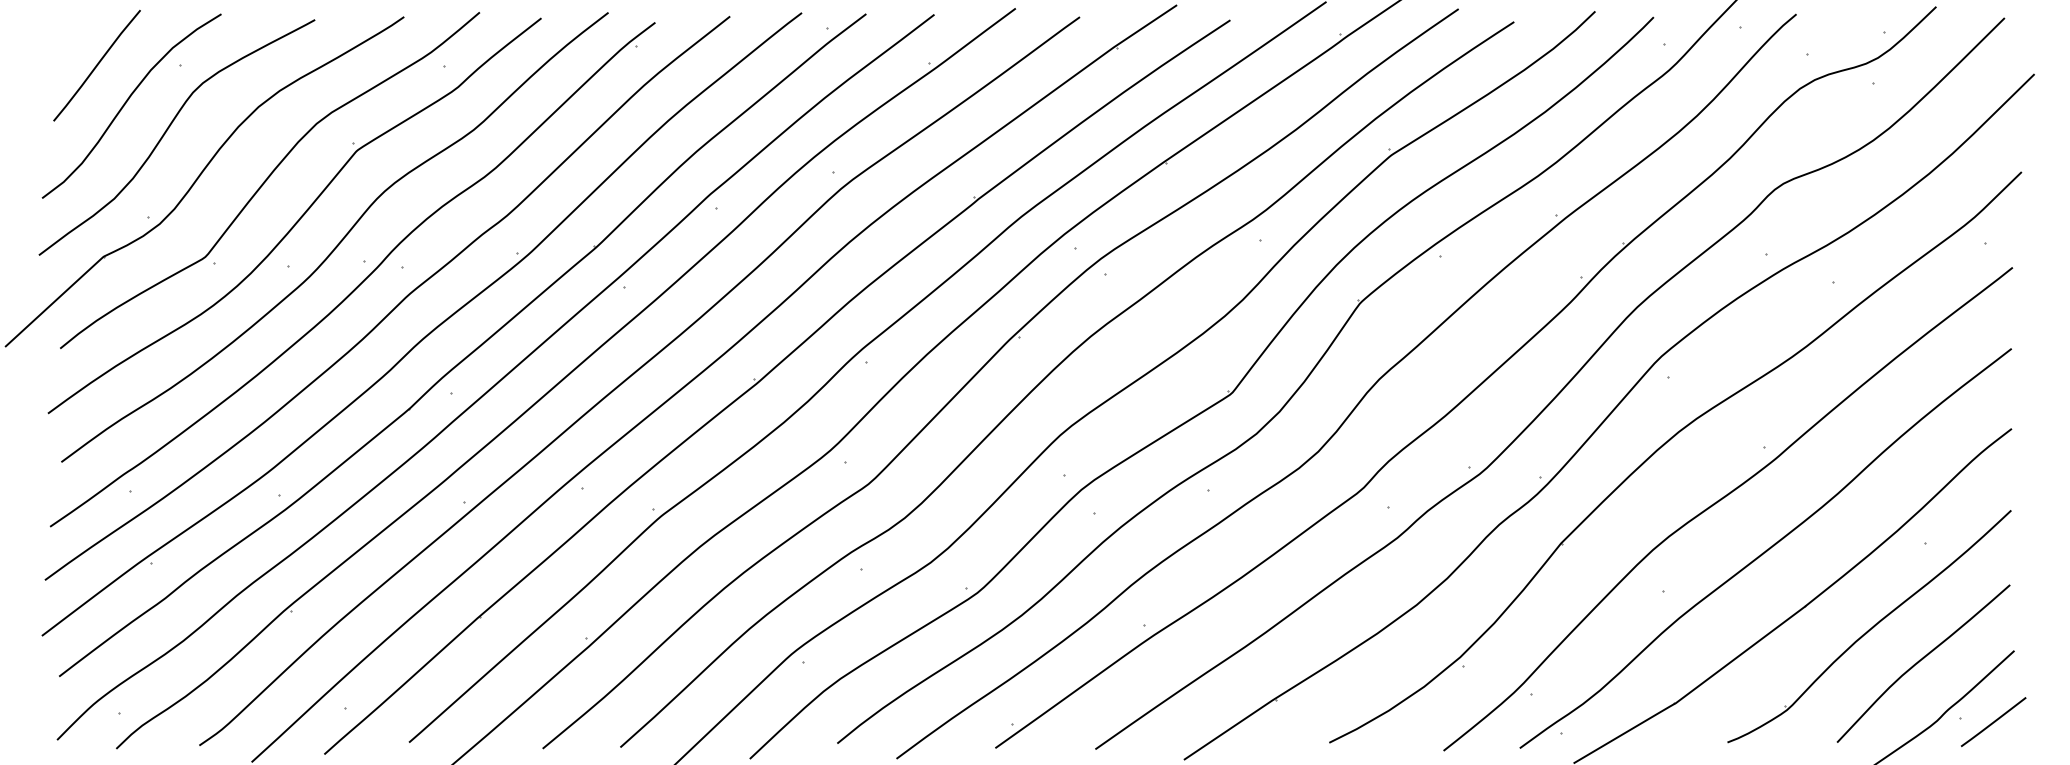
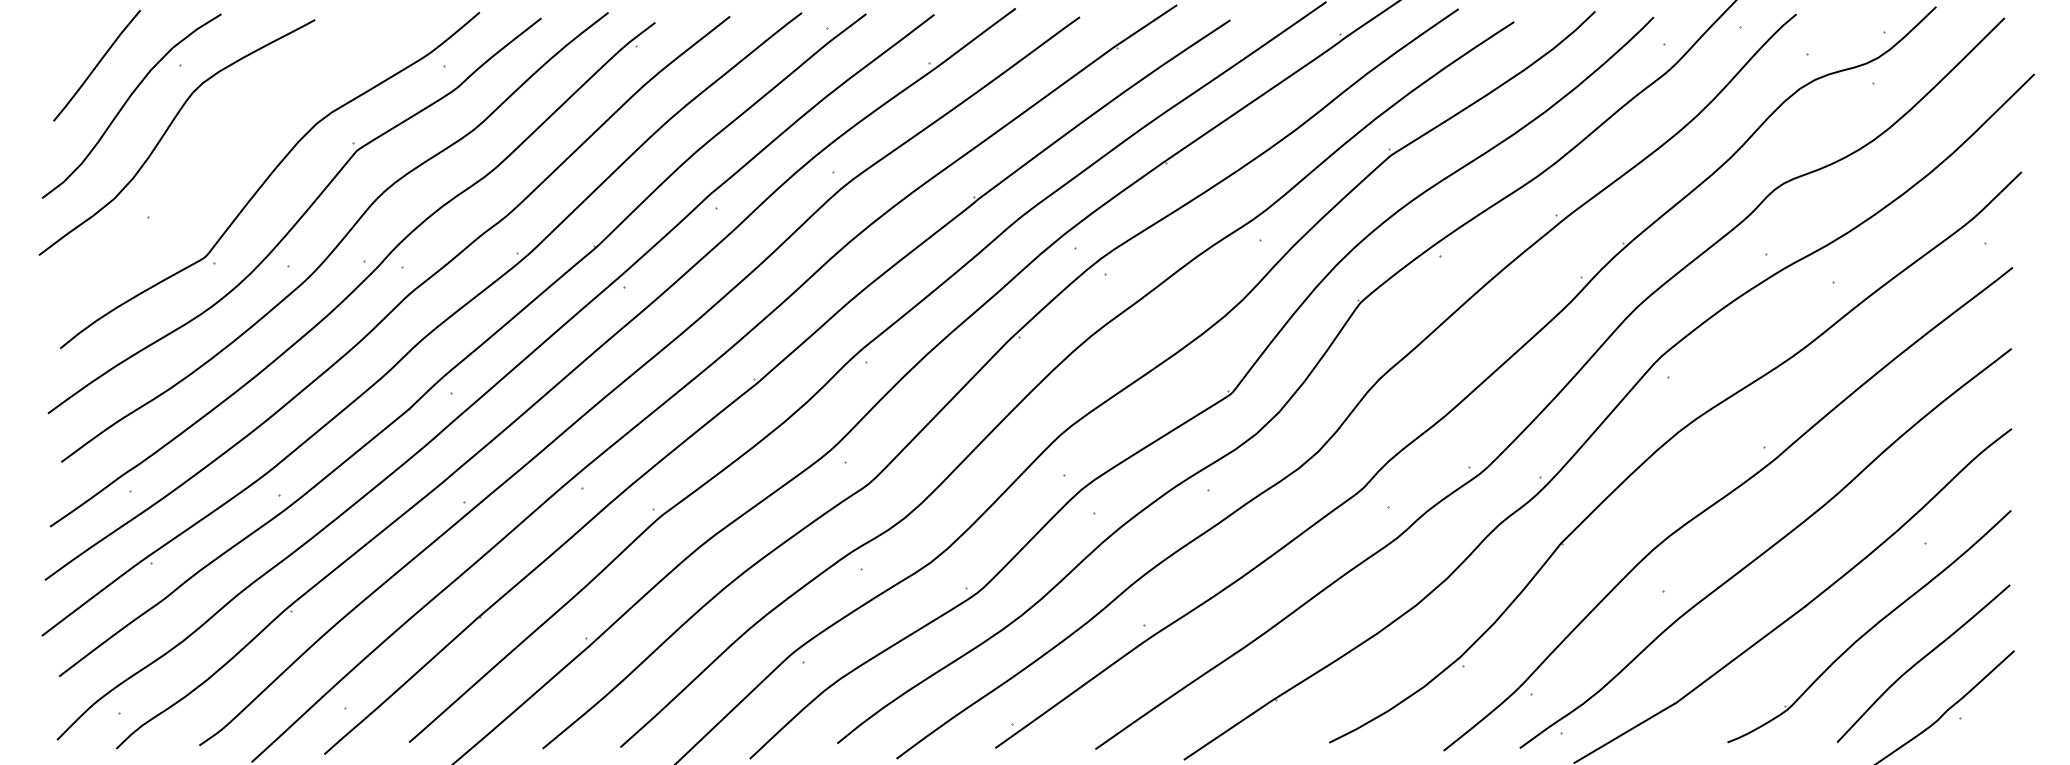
part: present -> none (198, 179)
line: present -> none (1993, 722)
